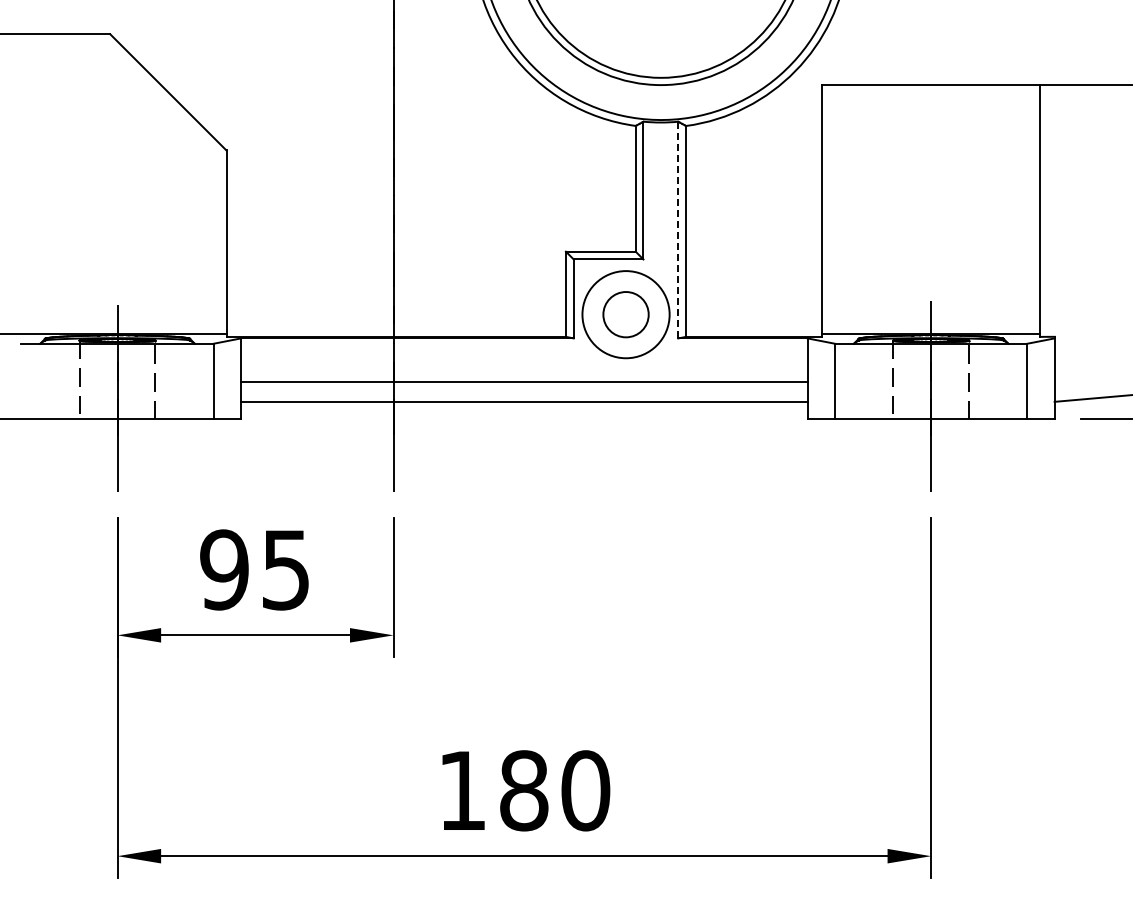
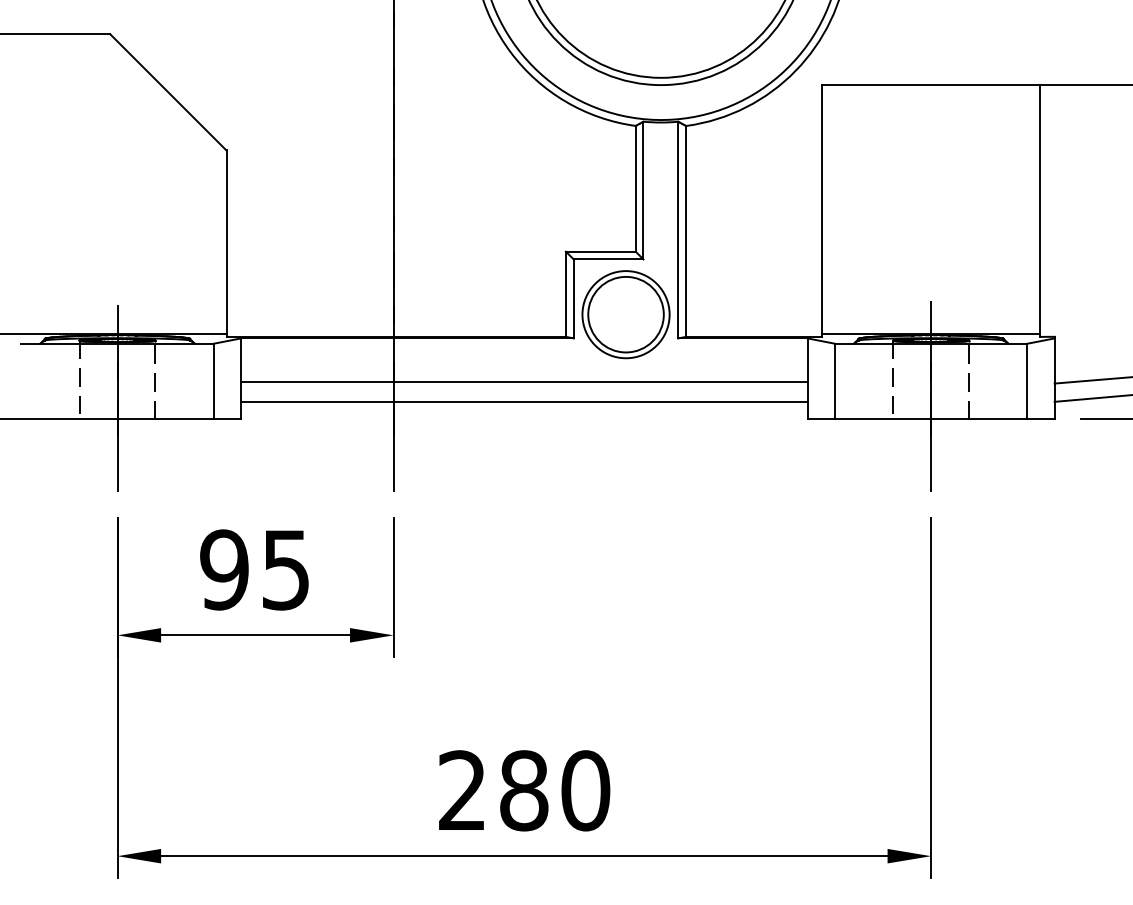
line: dashed -> solid (678, 230)
circle diameter: 45 px -> 76 px (625, 314)
line: none -> present (1091, 380)
text: 180 -> 280 (461, 789)
